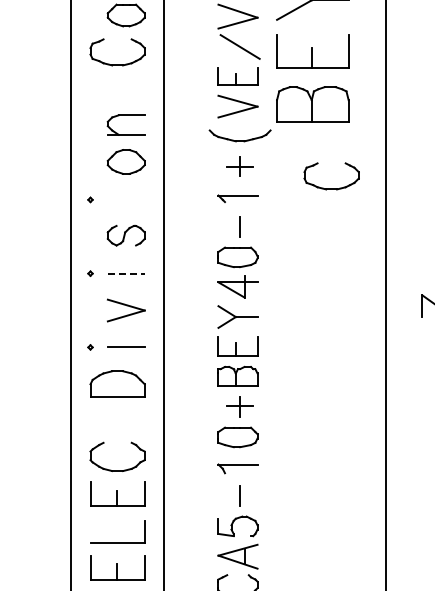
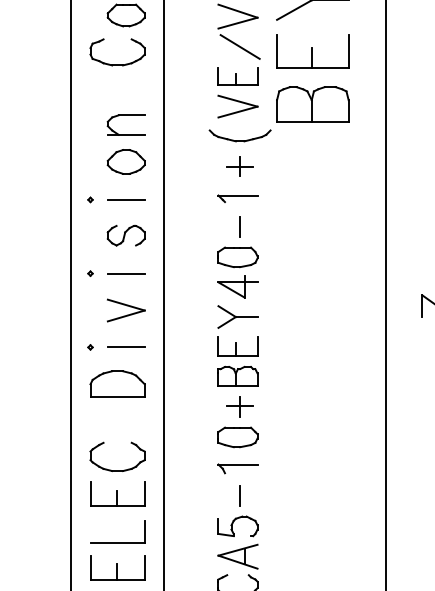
part: present -> none (331, 188)
line: none -> present (125, 199)
line: dashed -> solid (126, 273)
